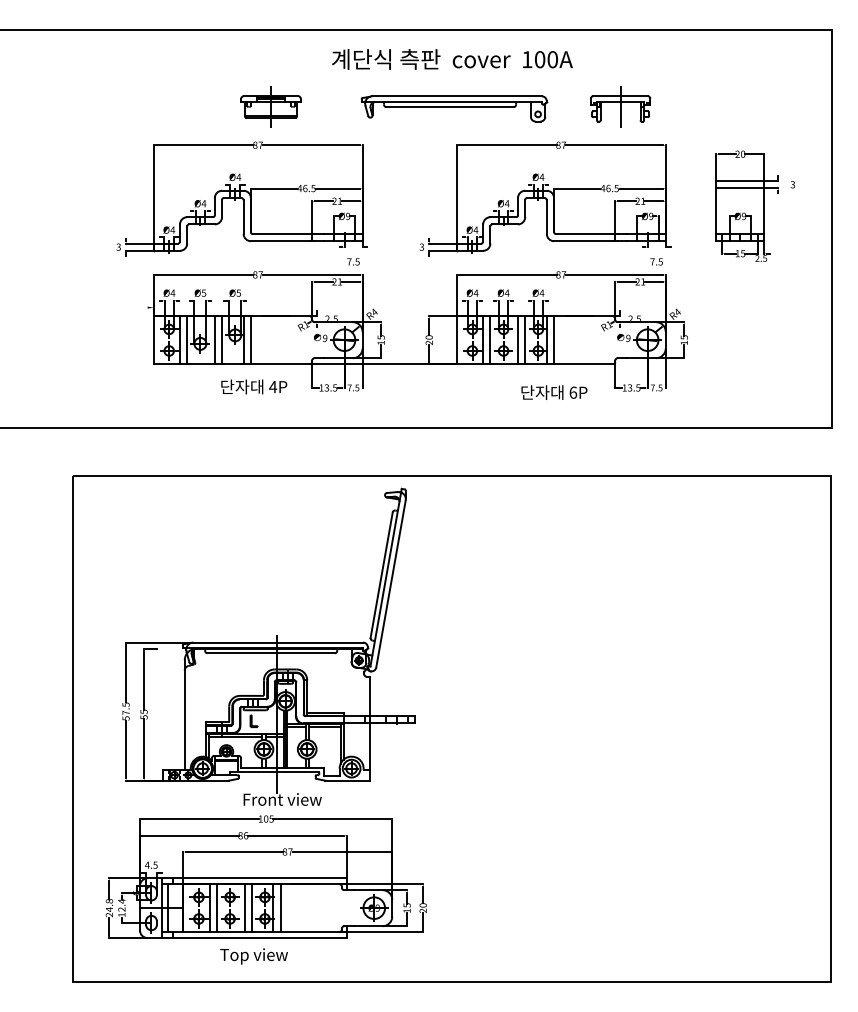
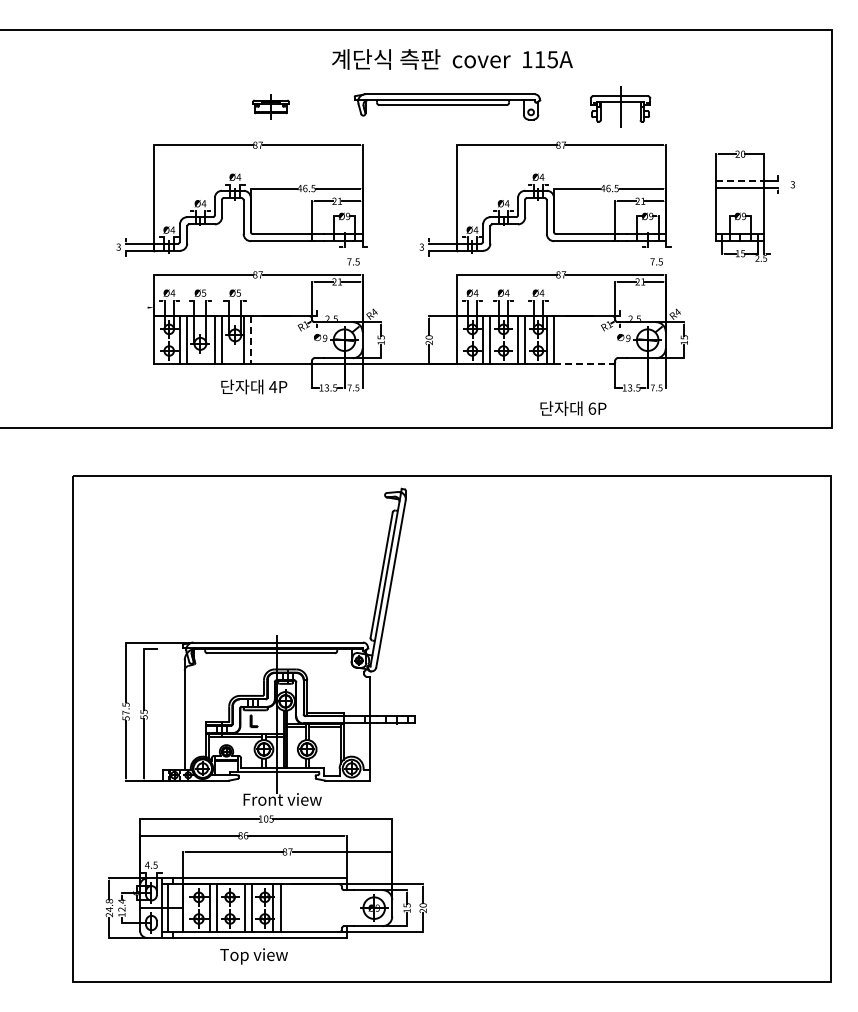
text: 100A -> 115A (546, 59)
part size: 62x42 px -> 38x26 px (270, 106)
part position: (454, 108) -> (447, 106) (447, 106)
line: solid -> dashed (740, 181)
line: solid -> dashed (250, 340)
line: solid -> dashed (583, 364)
text position: (554, 392) -> (573, 408) (573, 408)
